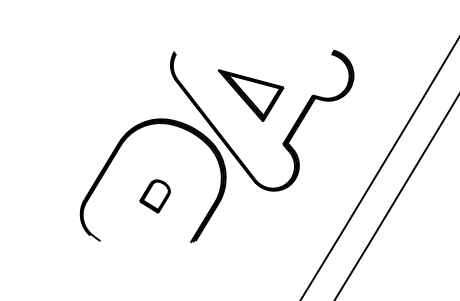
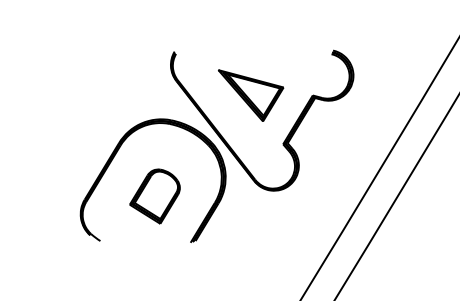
part size: 32x35 px -> 52x57 px (154, 196)
